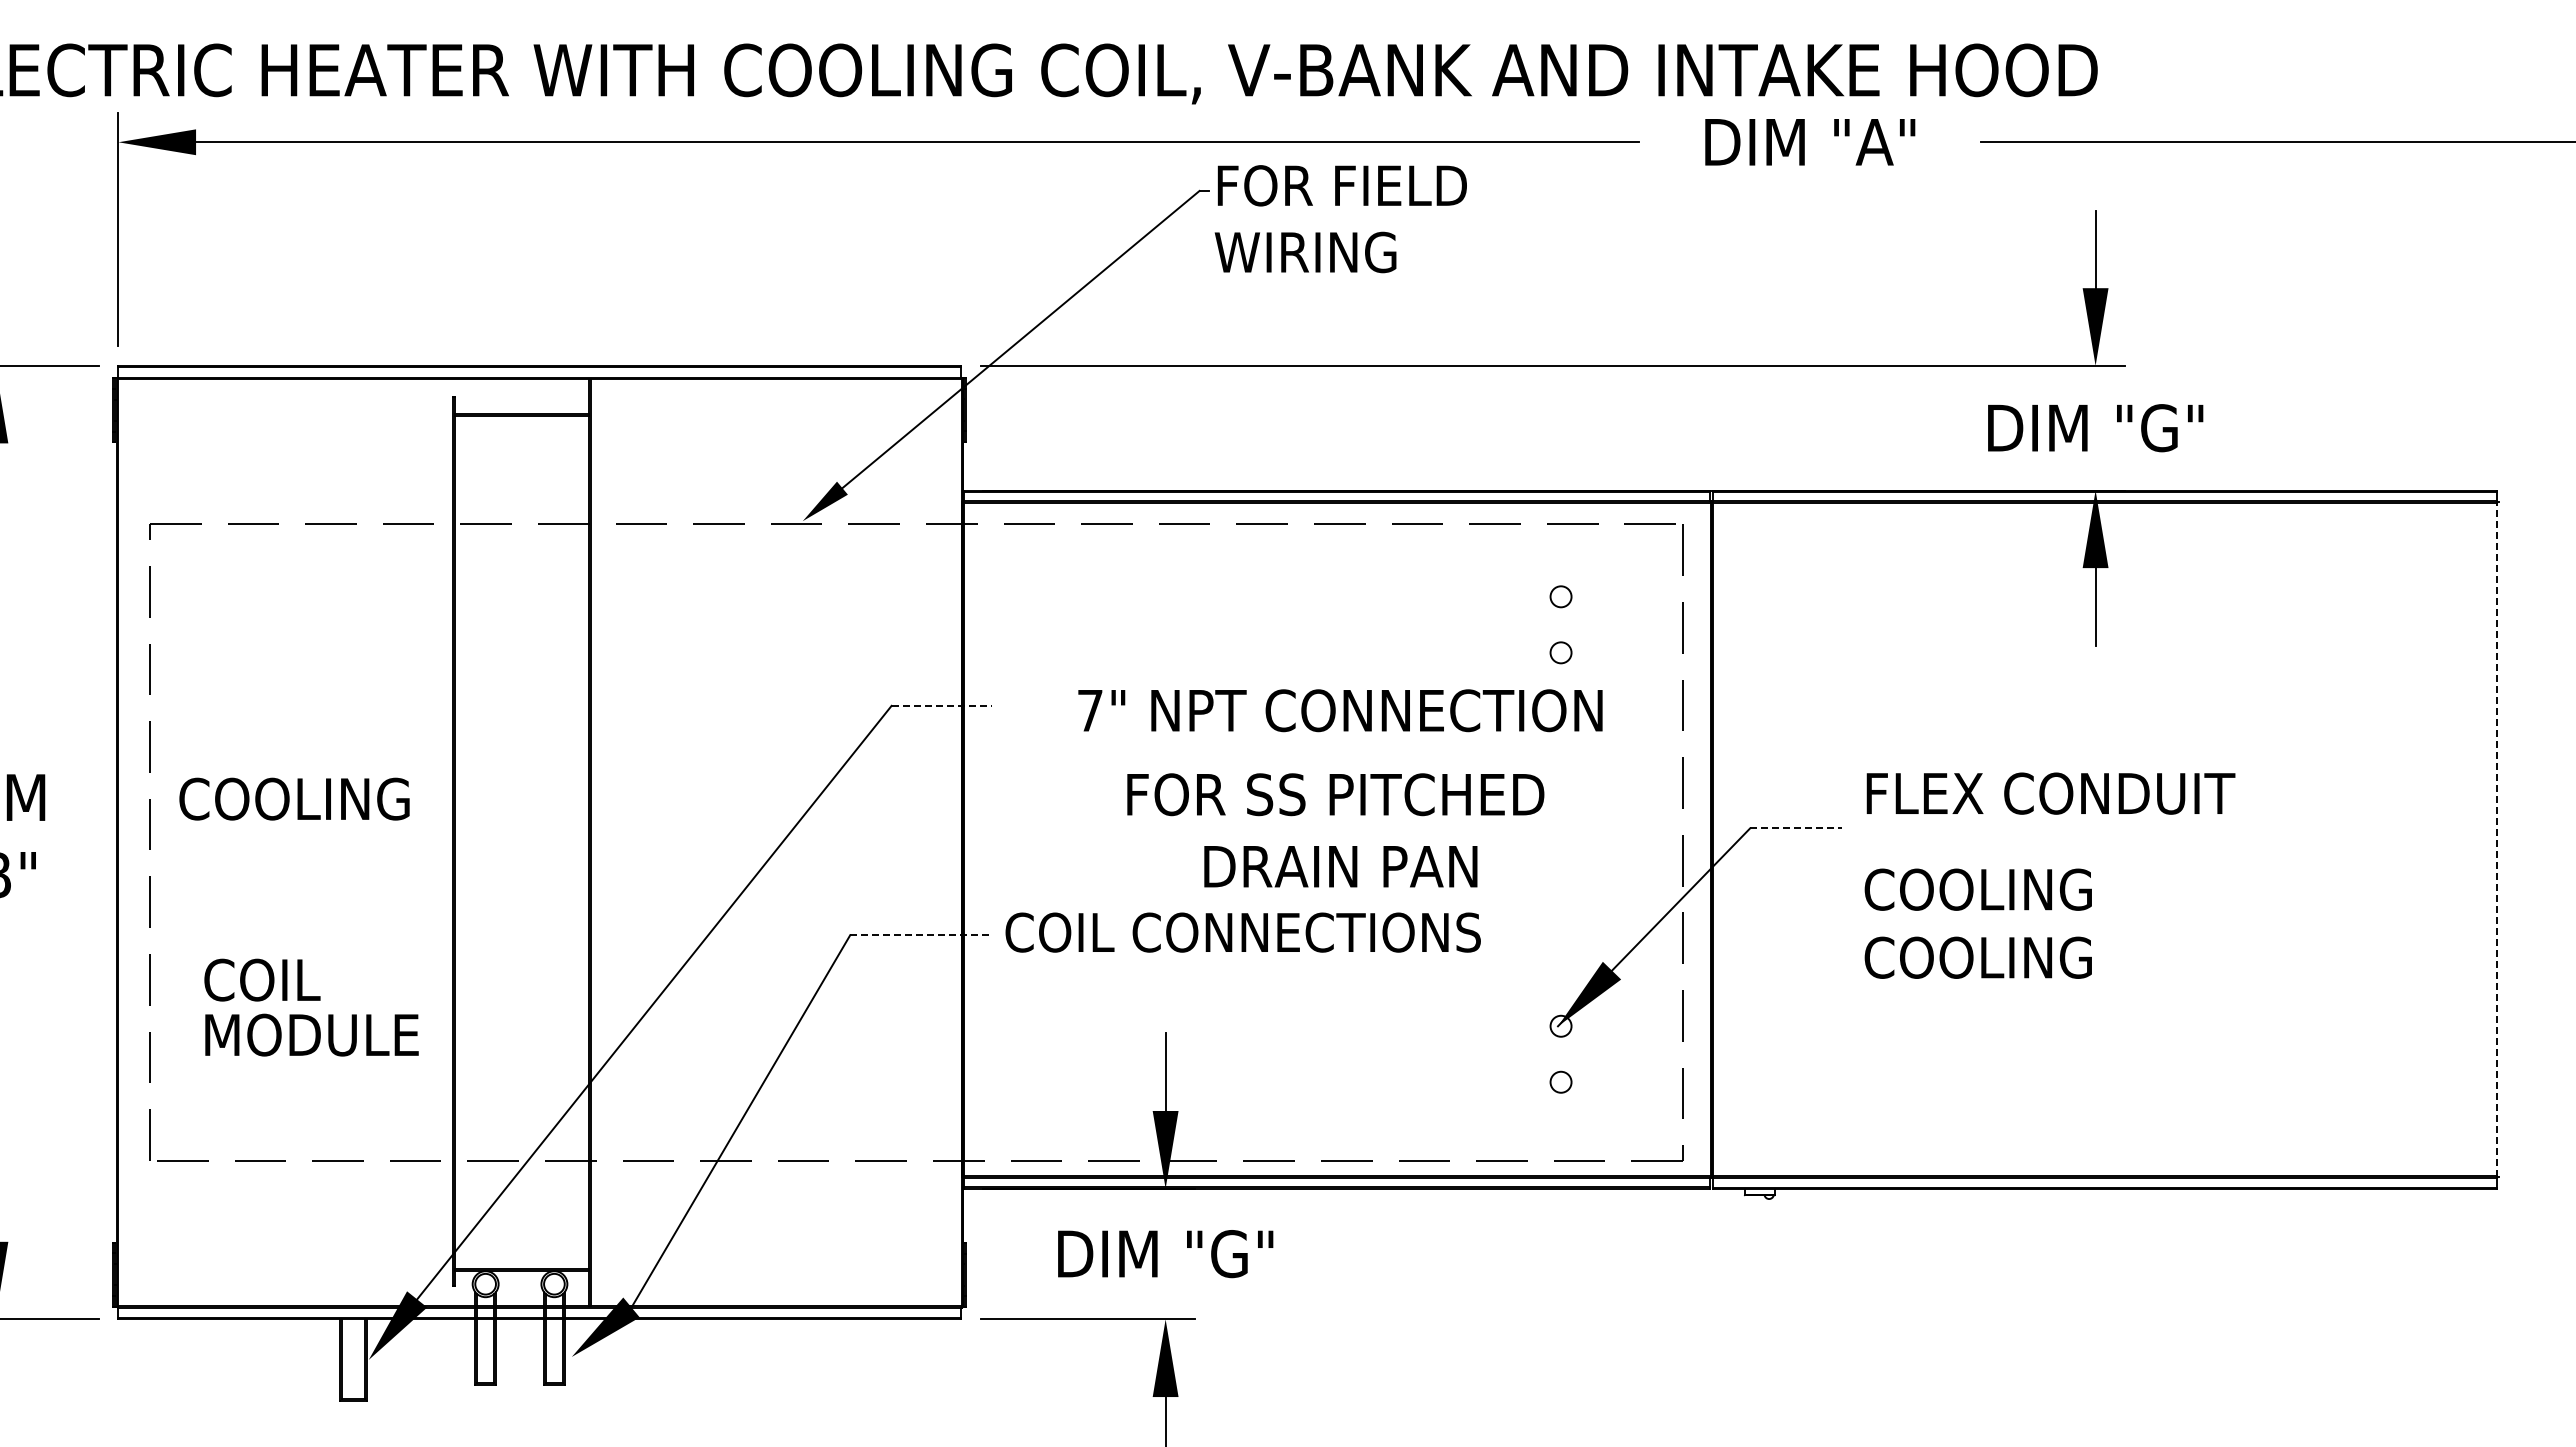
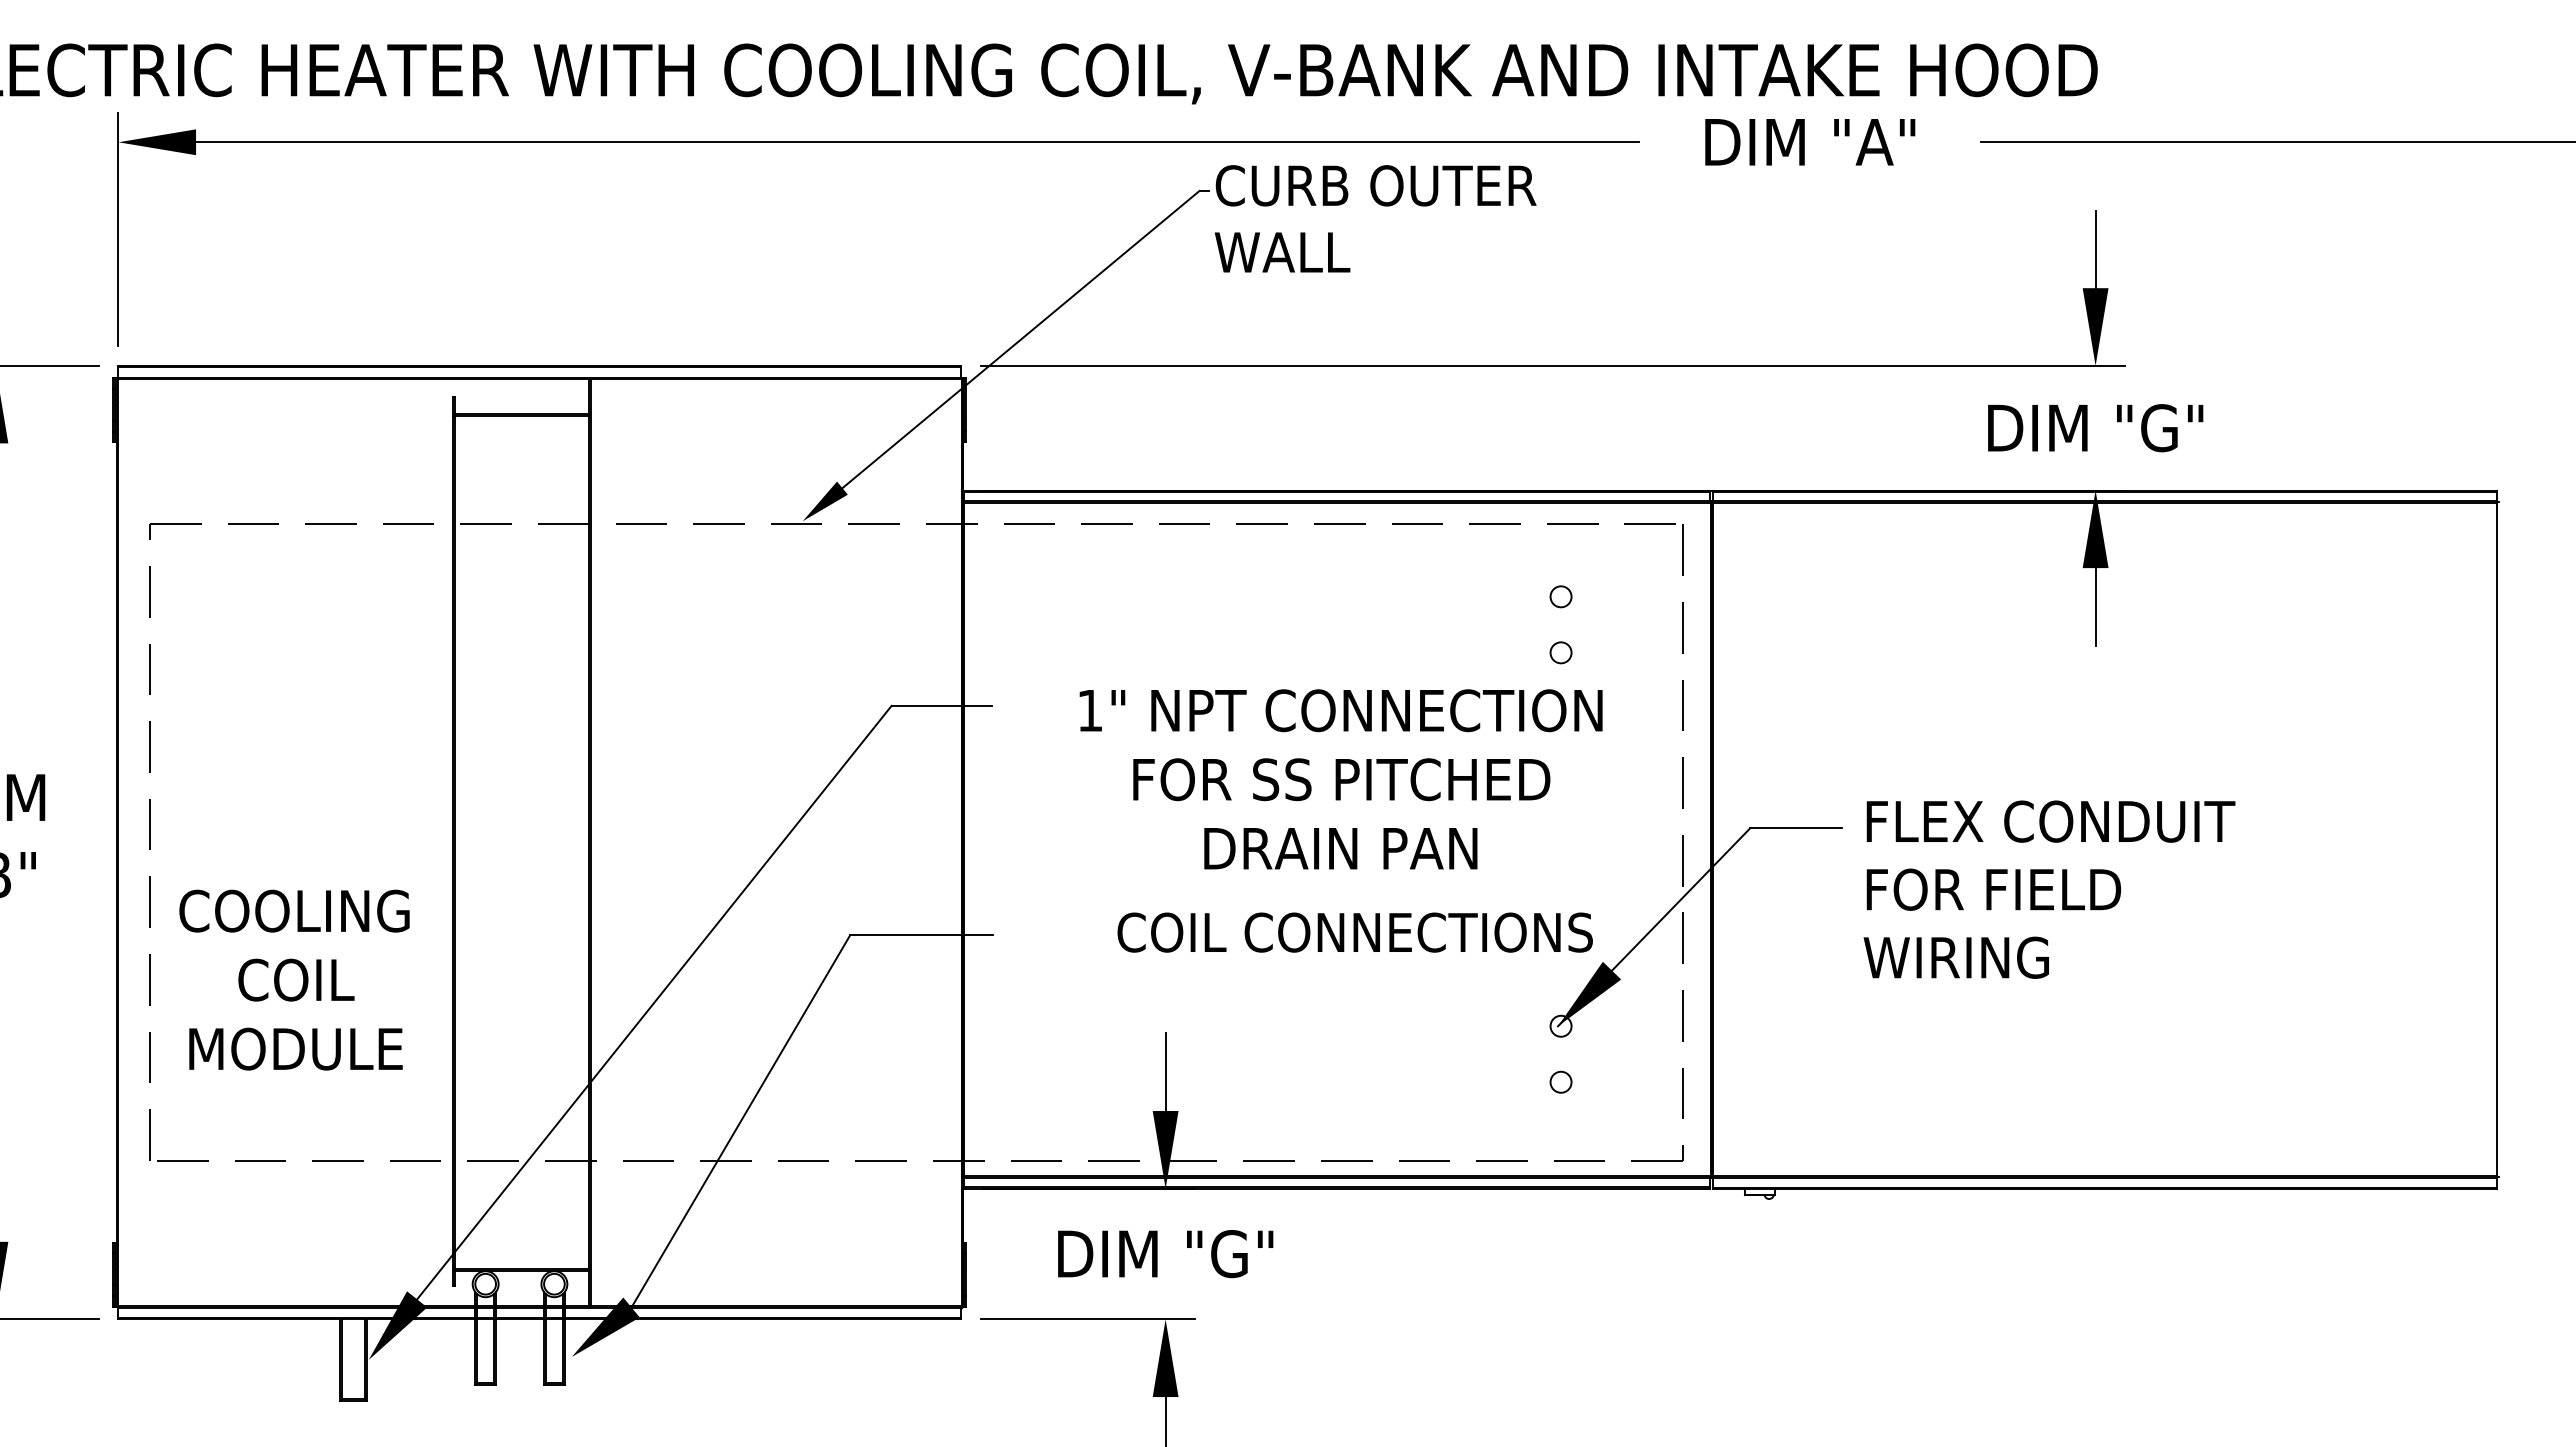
text: FOR FIELD -> CURB OUTER (1375, 185)
text: WIRING -> WALL (1329, 252)
line: dashed -> solid (942, 705)
text: 7" -> 1" (1090, 710)
text position: (2050, 793) -> (2050, 821) (2050, 821)
text position: (1335, 794) -> (1341, 779) (1341, 779)
text position: (294, 798) -> (294, 910) (294, 910)
line: dashed -> solid (1796, 828)
line: dashed -> solid (2497, 839)
text position: (1340, 866) -> (1340, 848) (1340, 848)
text: COOLING -> FOR FIELD (1992, 889)
text position: (1242, 932) -> (1354, 932) (1354, 932)
line: dashed -> solid (921, 935)
text: COOLING -> WIRING (1977, 957)
text position: (262, 979) -> (296, 979) (296, 979)
text position: (311, 1034) -> (295, 1048) (295, 1048)
